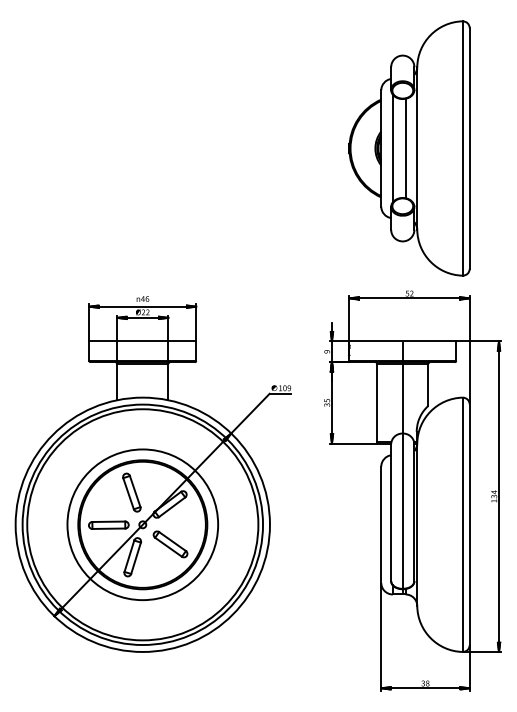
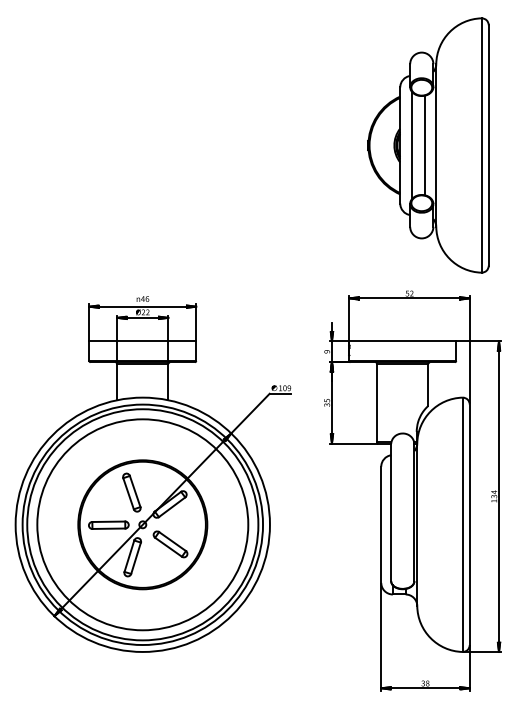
part position: (409, 148) -> (428, 145) (428, 145)
line: present -> none (402, 467)
circle diameter: 151 px -> 211 px (142, 524)
